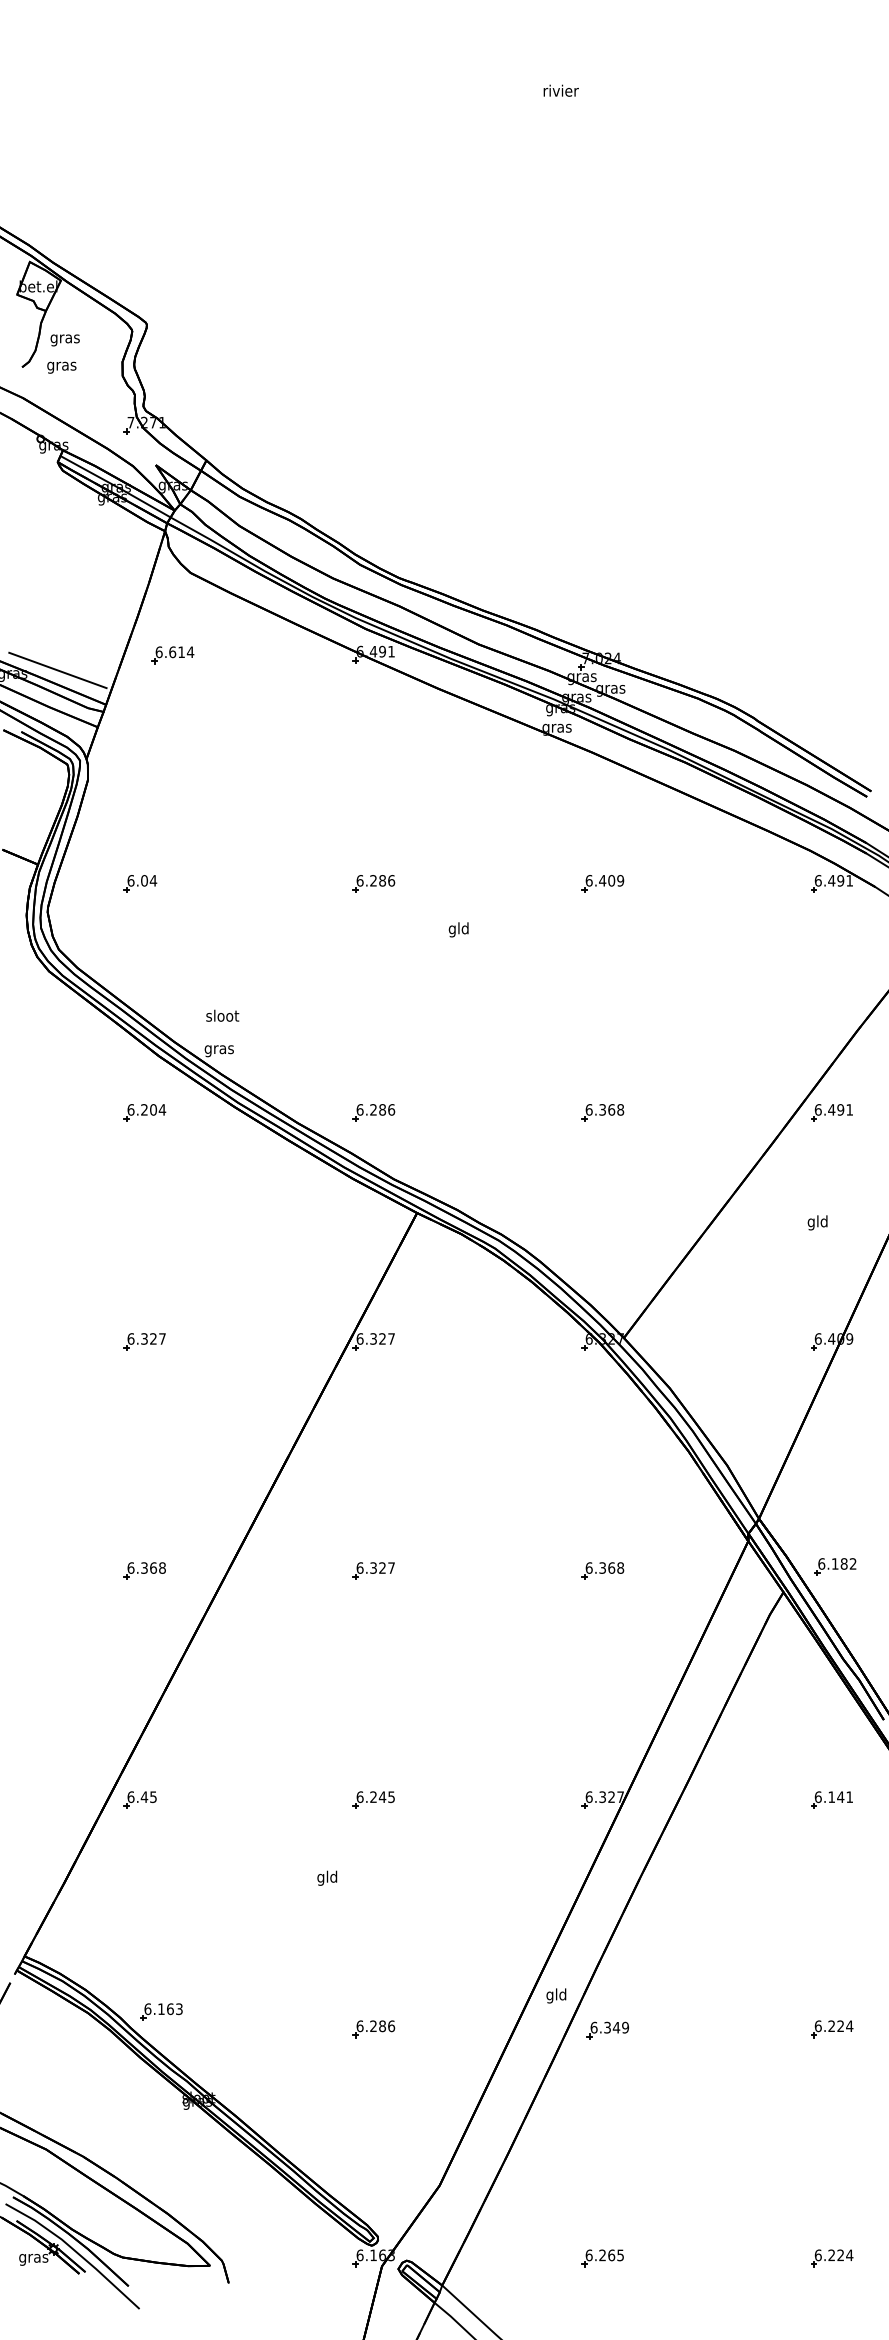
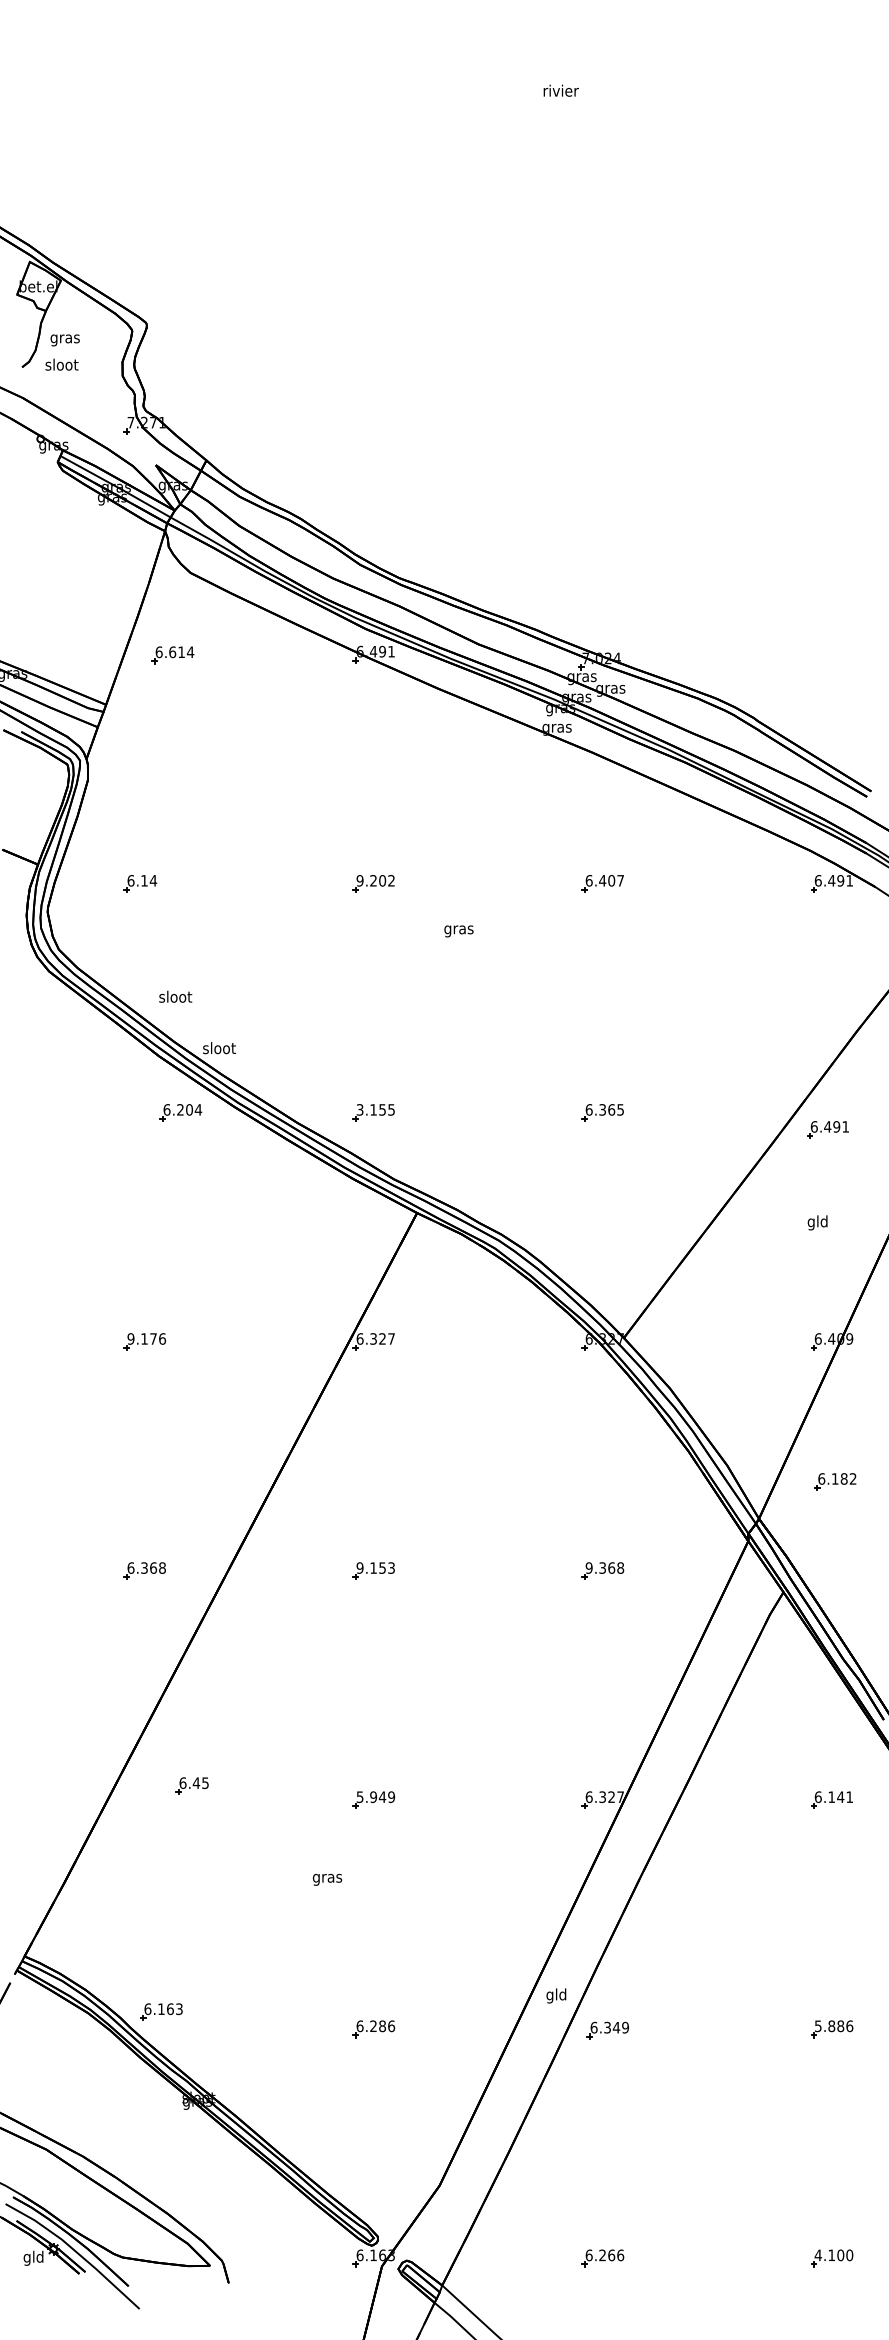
text: gras -> sloot (61, 365)
line: present -> none (57, 670)
text: 6.04 -> 6.14 (144, 880)
text: 6.286 -> 9.202 (375, 880)
text: 6.409 -> 6.407 (620, 880)
text: gld -> gras (458, 929)
text position: (222, 1015) -> (175, 996) (175, 996)
text: gras -> sloot (219, 1049)
text: 6.286 -> 3.155 (375, 1109)
text: 6.368 -> 6.365 (620, 1109)
part position: (144, 1112) -> (180, 1112) (180, 1112)
part position: (831, 1112) -> (827, 1129) (827, 1129)
text: 6.327 -> 9.176 (146, 1338)
part position: (835, 1566) -> (835, 1481) (835, 1481)
text: 6.327 -> 9.153 (375, 1567)
text: 6.368 -> 9.368 (588, 1567)
text: 6.245 -> 5.949 (375, 1797)
part position: (139, 1799) -> (191, 1785) (191, 1785)
text: gld -> gras (327, 1877)
text: 6.224 -> 5.886 (833, 2026)
text: 6.265 -> 6.266 (620, 2255)
text: 6.224 -> 4.100 (833, 2255)
text: gras -> gld (33, 2257)
